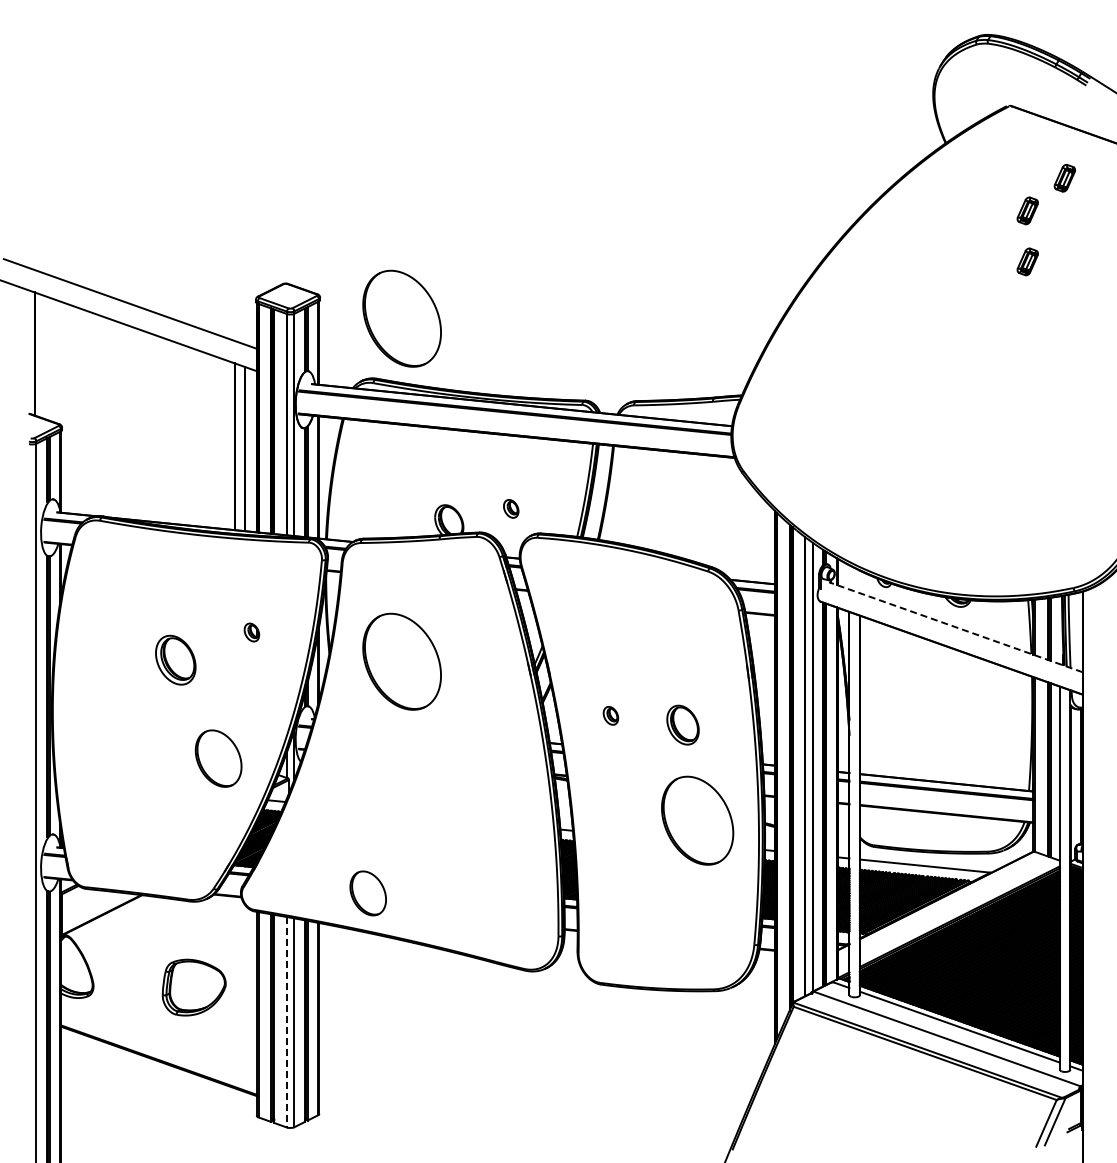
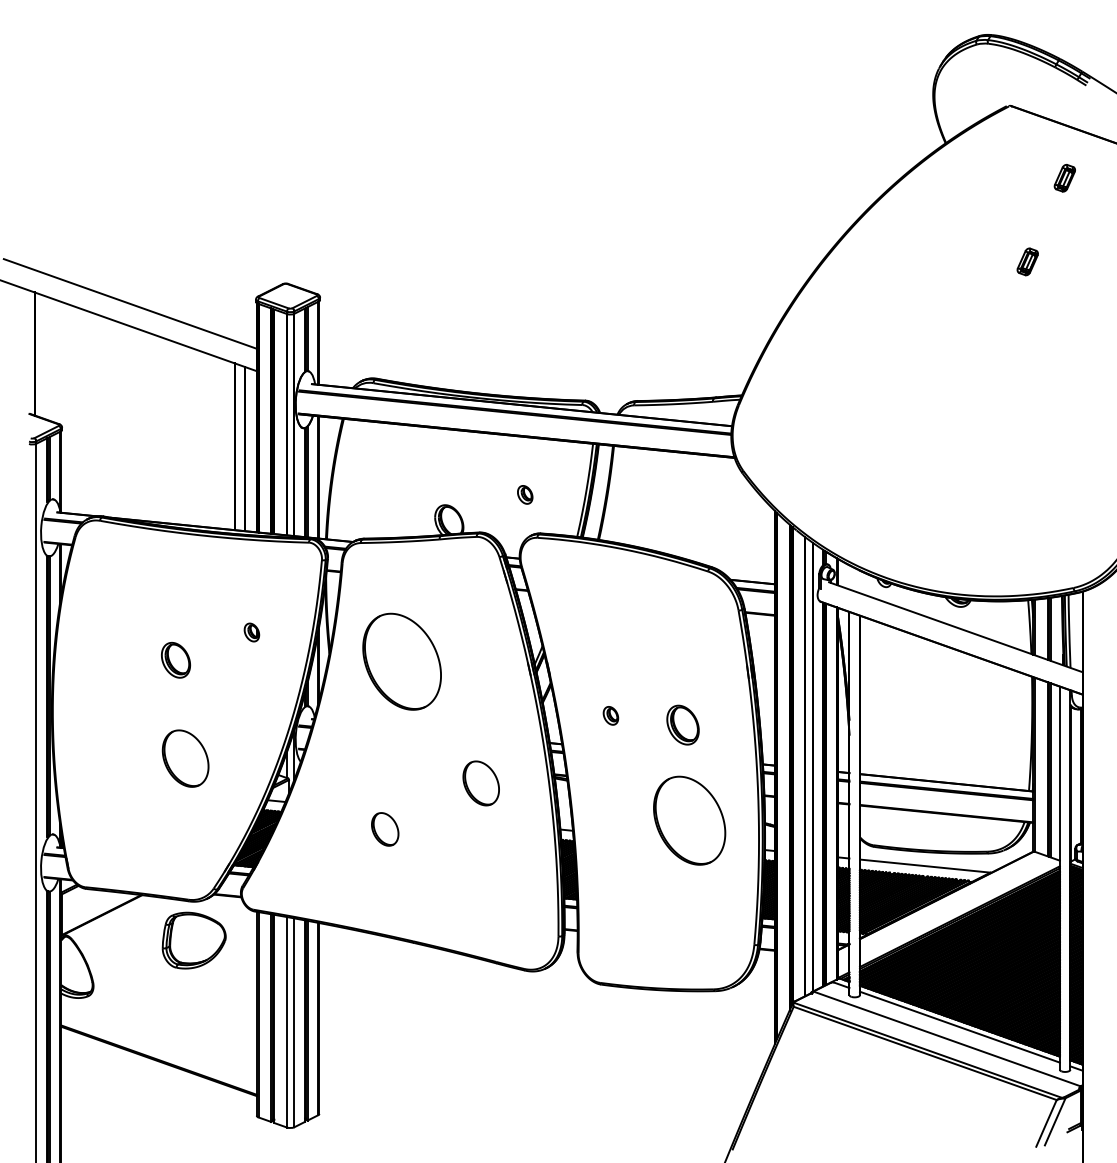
part: present -> none (1027, 210)
part: present -> none (401, 318)
part position: (511, 508) -> (525, 494) (525, 494)
line: dashed -> solid (955, 627)
part size: 42x52 px -> 31x37 px (176, 660)
part position: (218, 758) -> (185, 758) (185, 758)
part position: (697, 820) -> (689, 820) (689, 820)
part: none -> present (385, 829)
part position: (367, 893) -> (480, 783) (480, 783)
part position: (193, 987) -> (193, 940) (193, 940)
line: dashed -> solid (286, 1022)
